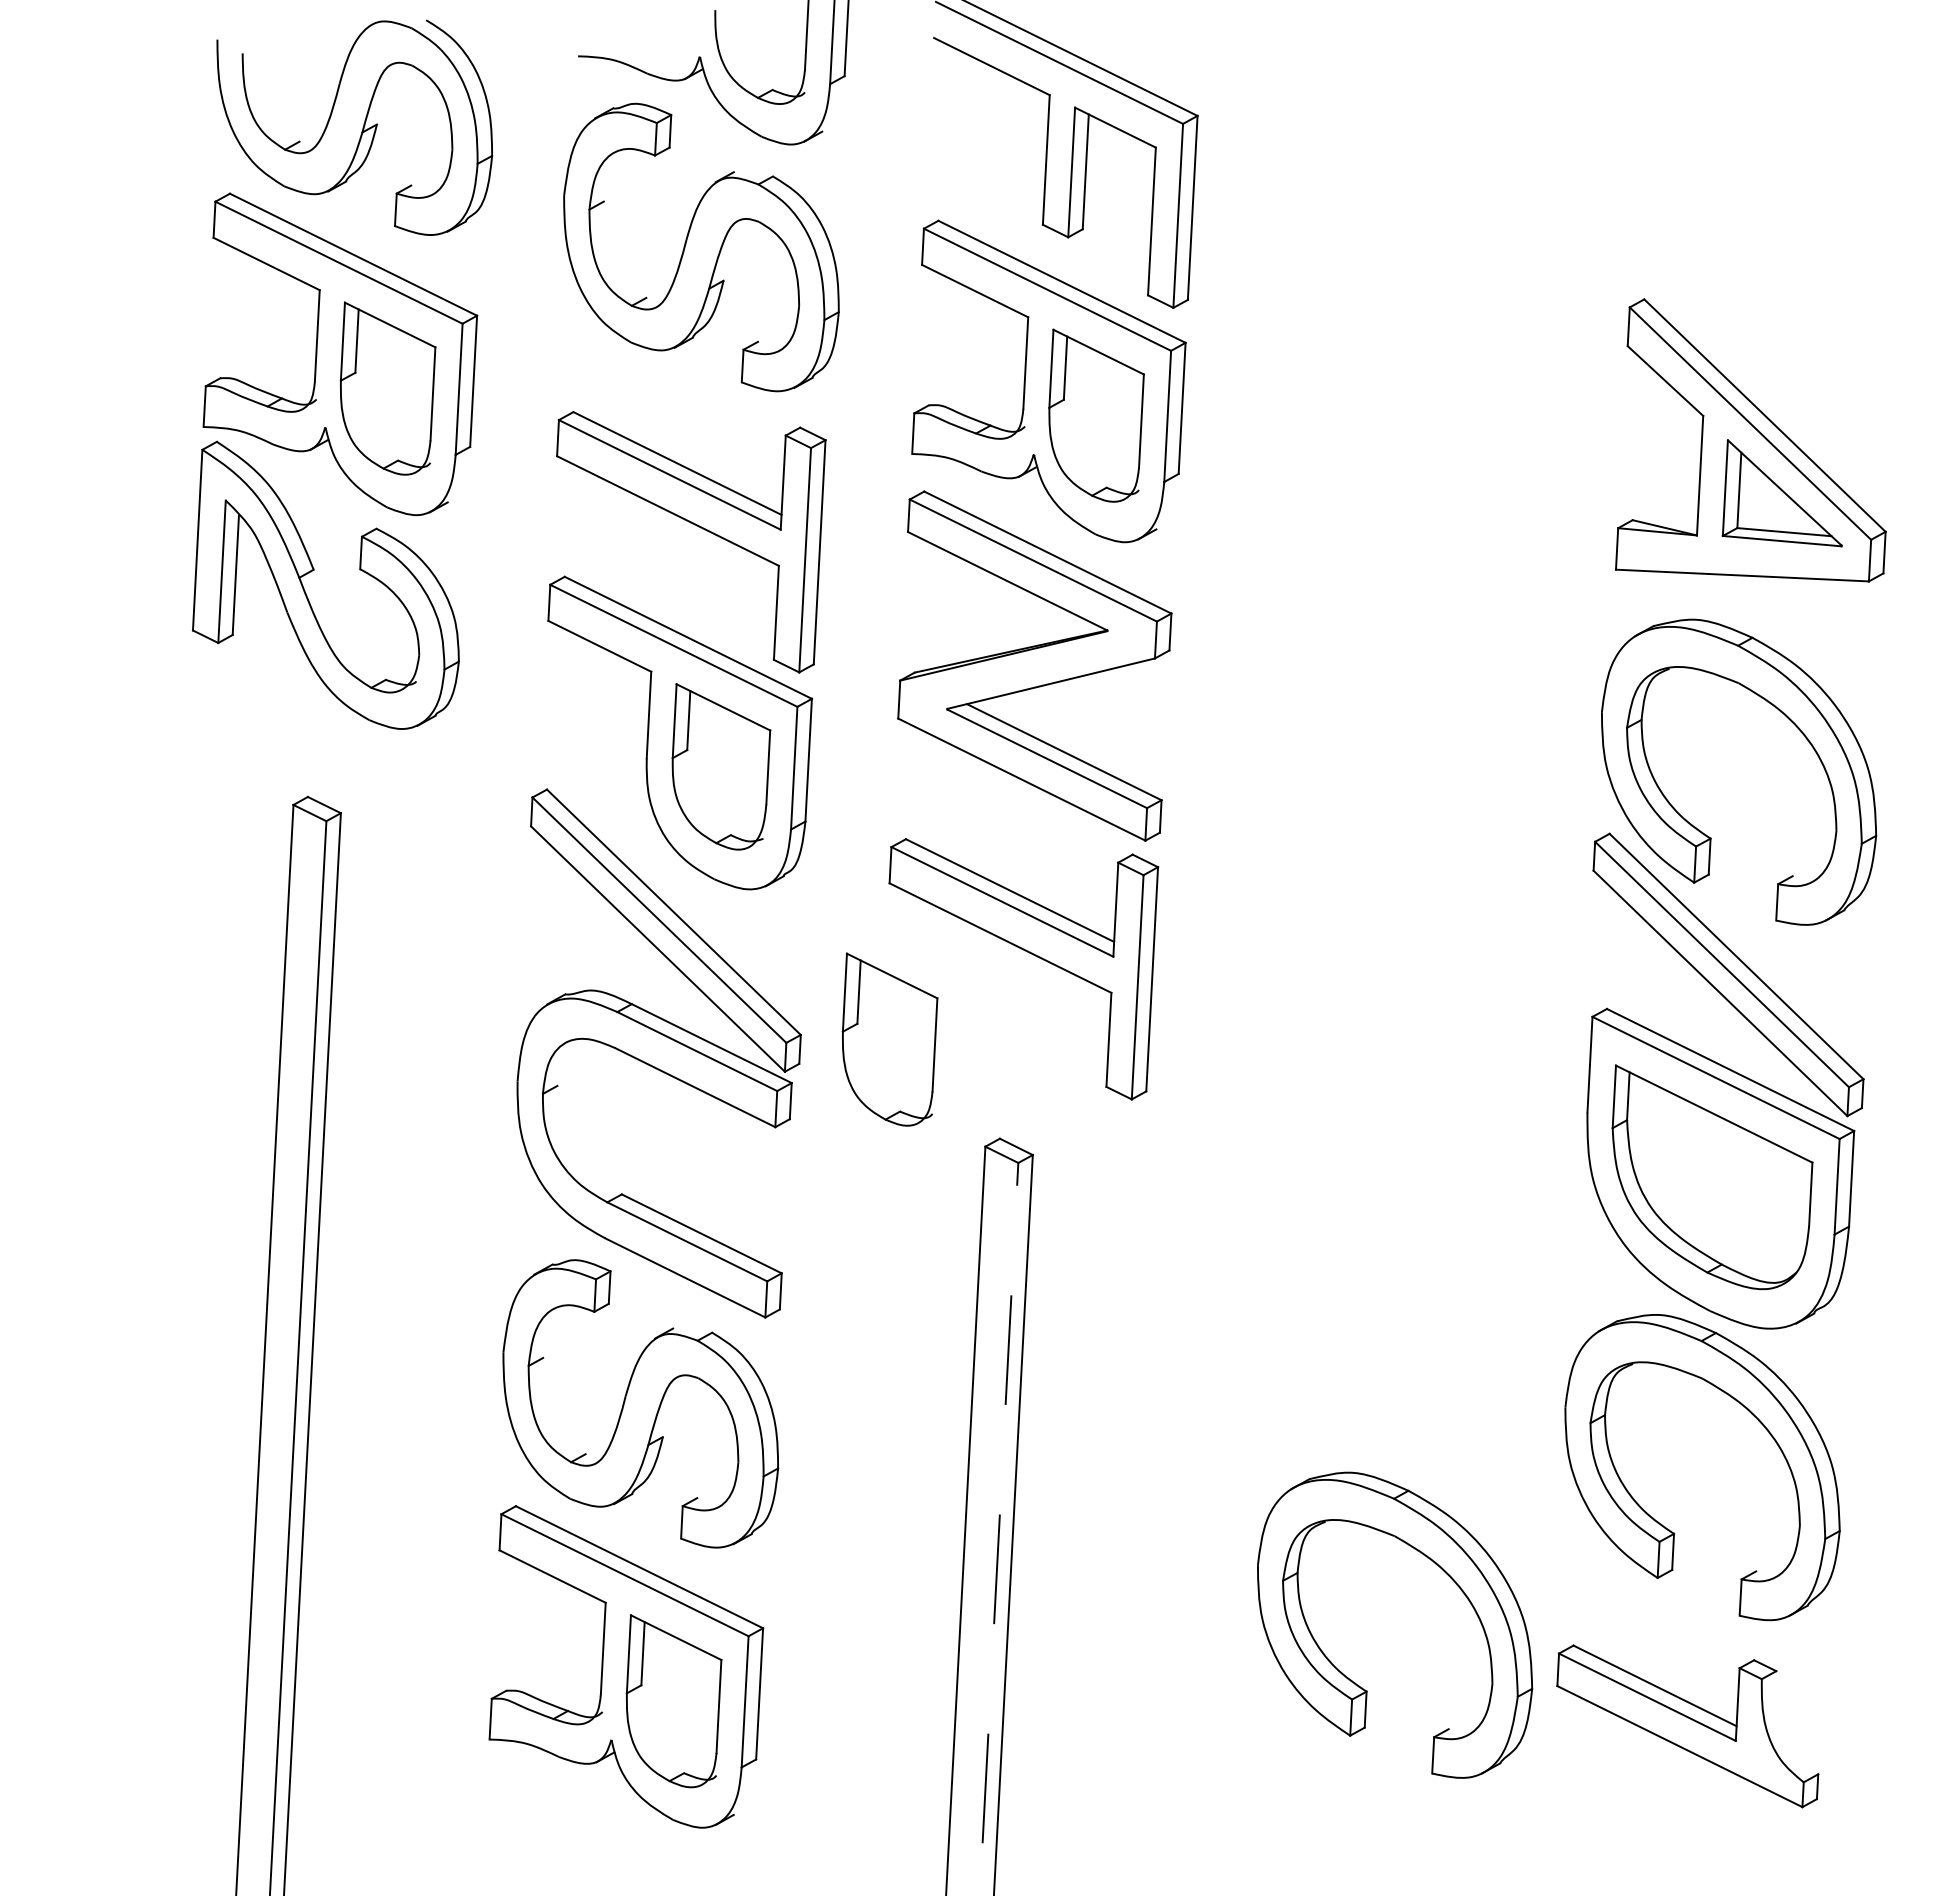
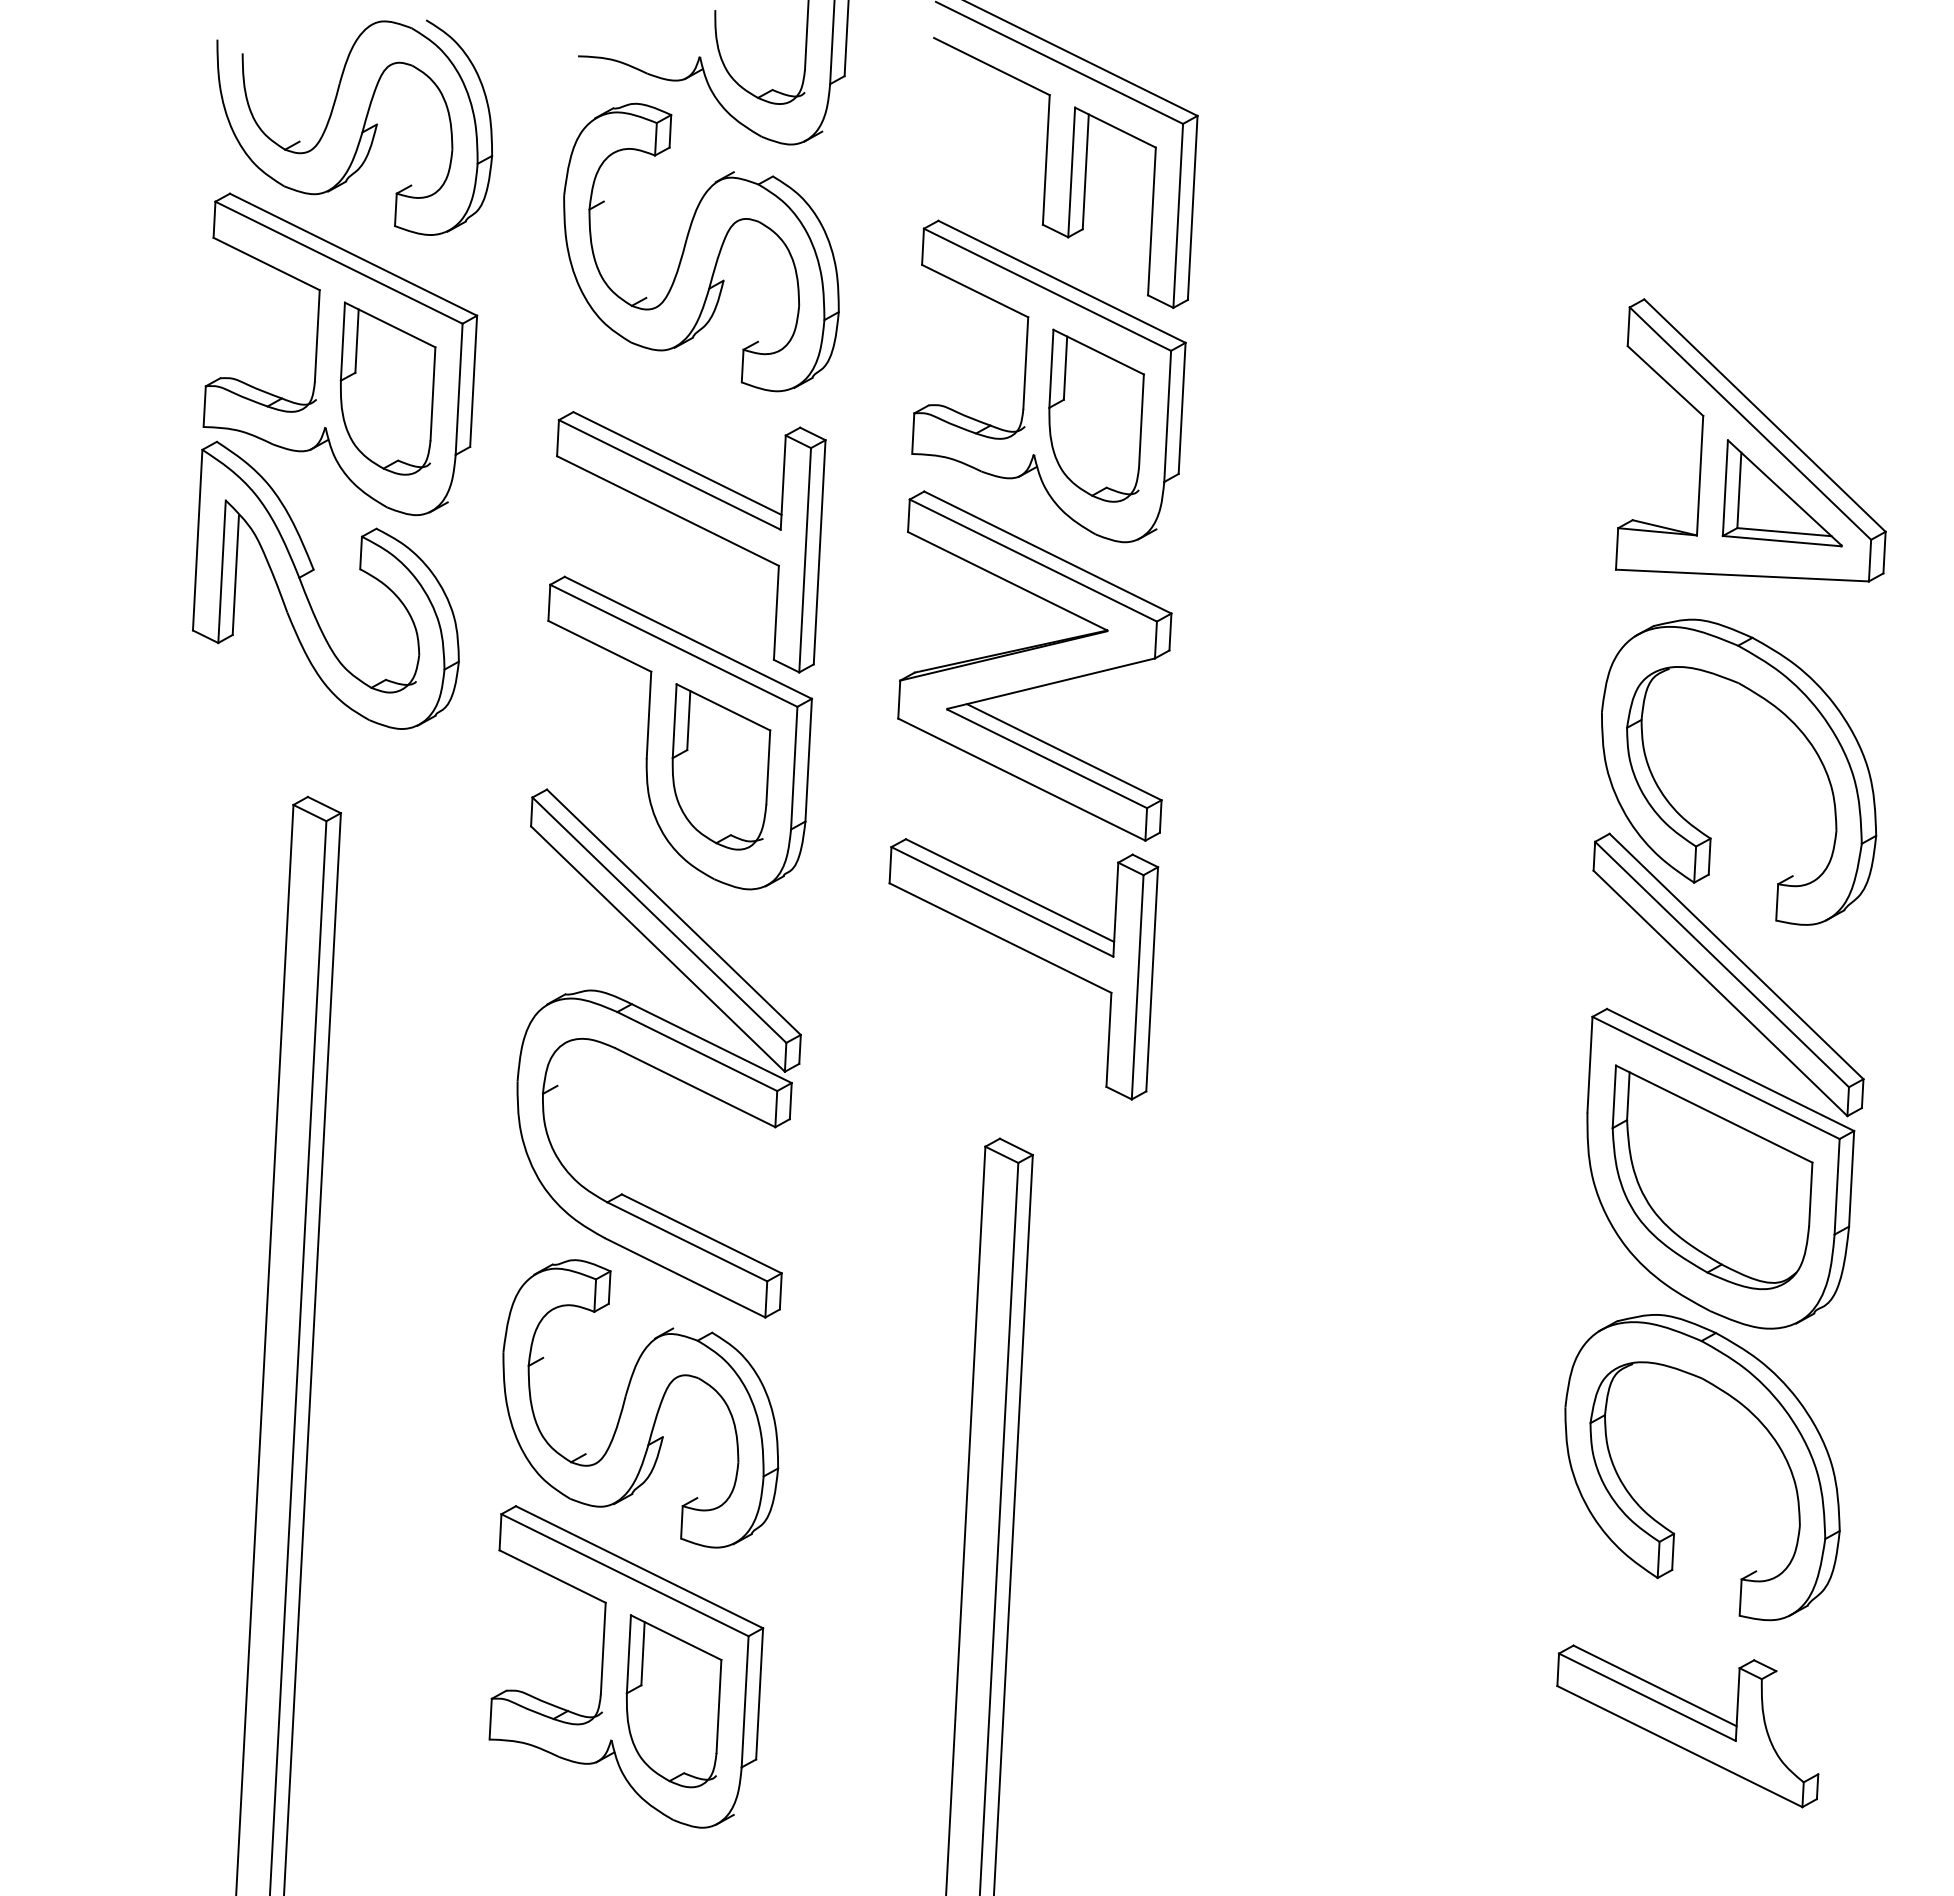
part: present -> none (889, 1039)
line: dashed -> solid (999, 1529)
part: present -> none (1351, 1679)
